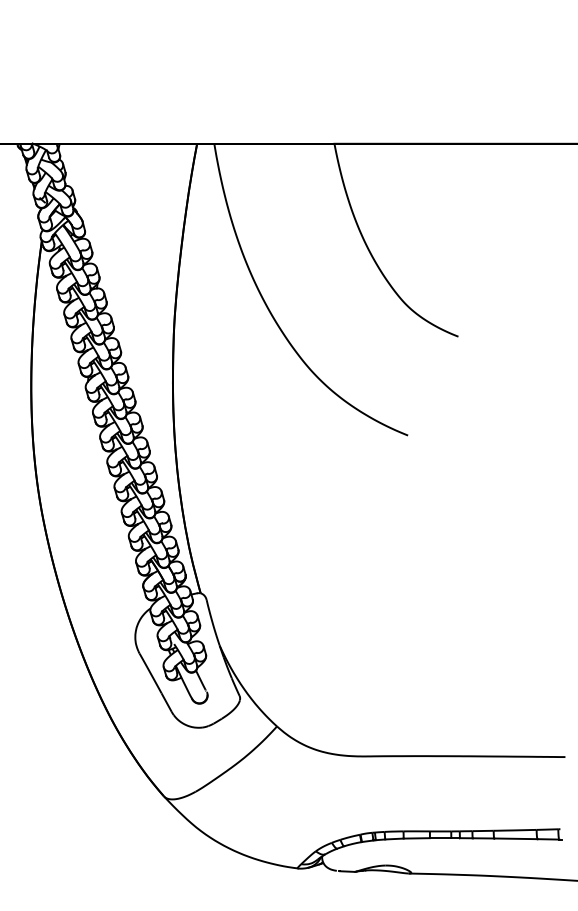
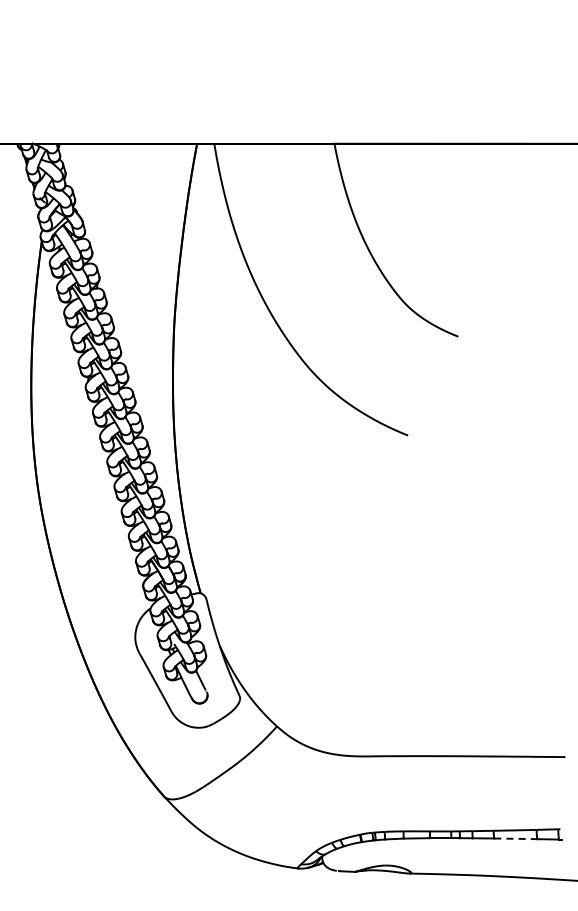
line: solid -> dashed (515, 838)
